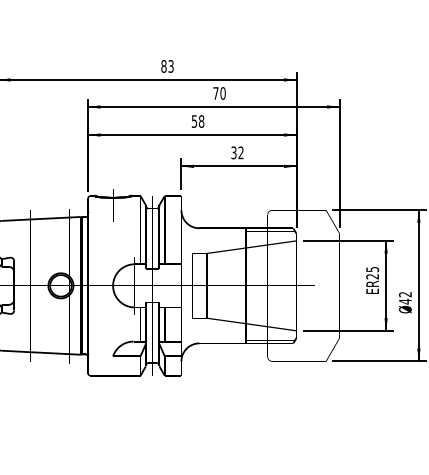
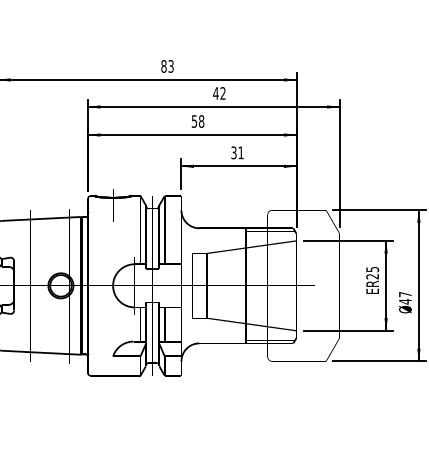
text: 70 -> 42 (219, 93)
text: 32 -> 31 (240, 152)
text: 42 -> 47 (405, 294)
